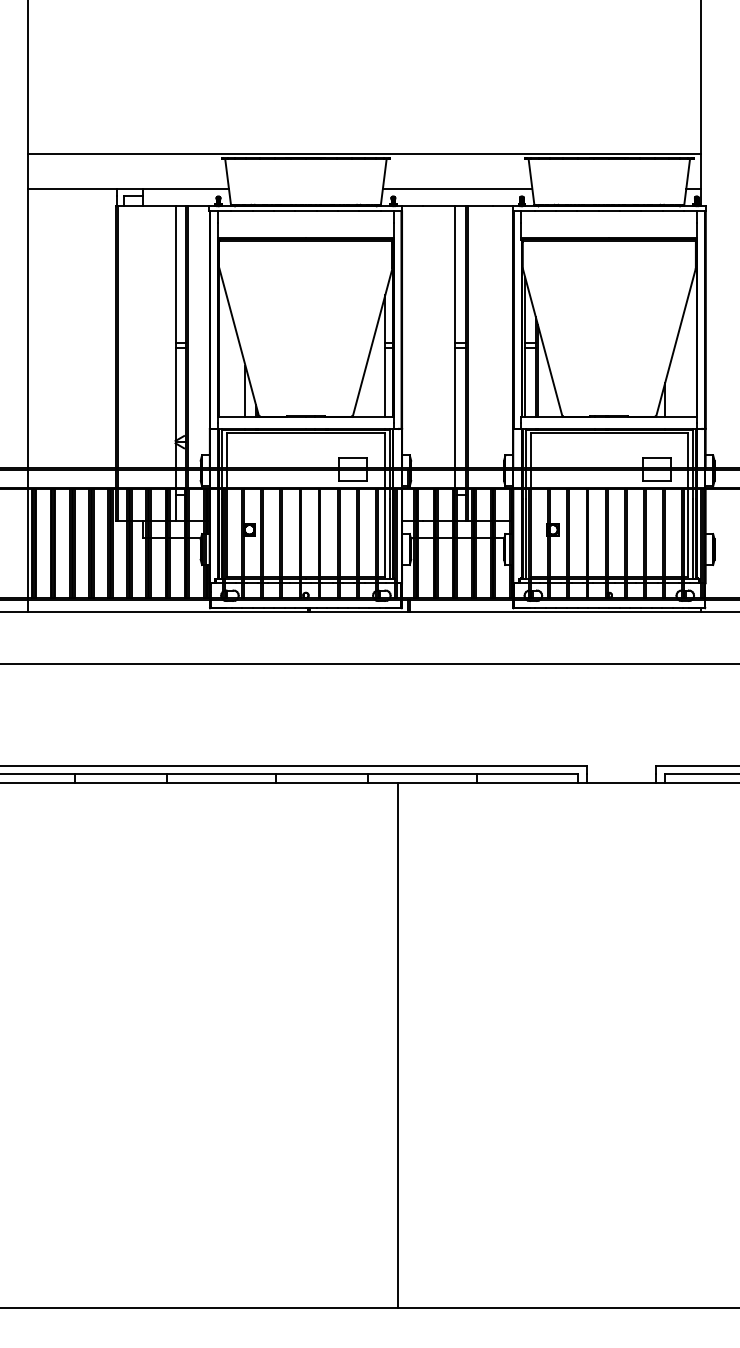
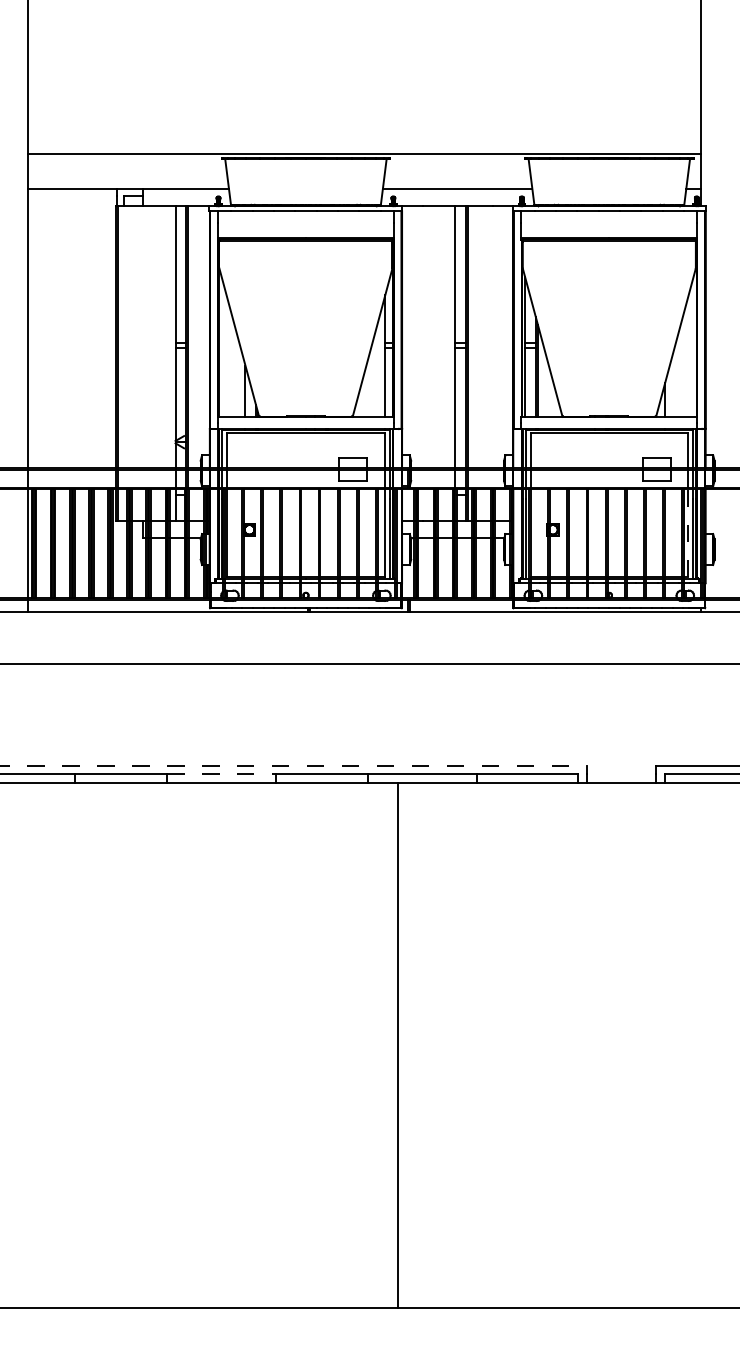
line: solid -> dashed (688, 533)
line: solid -> dashed (293, 765)
line: solid -> dashed (221, 774)
